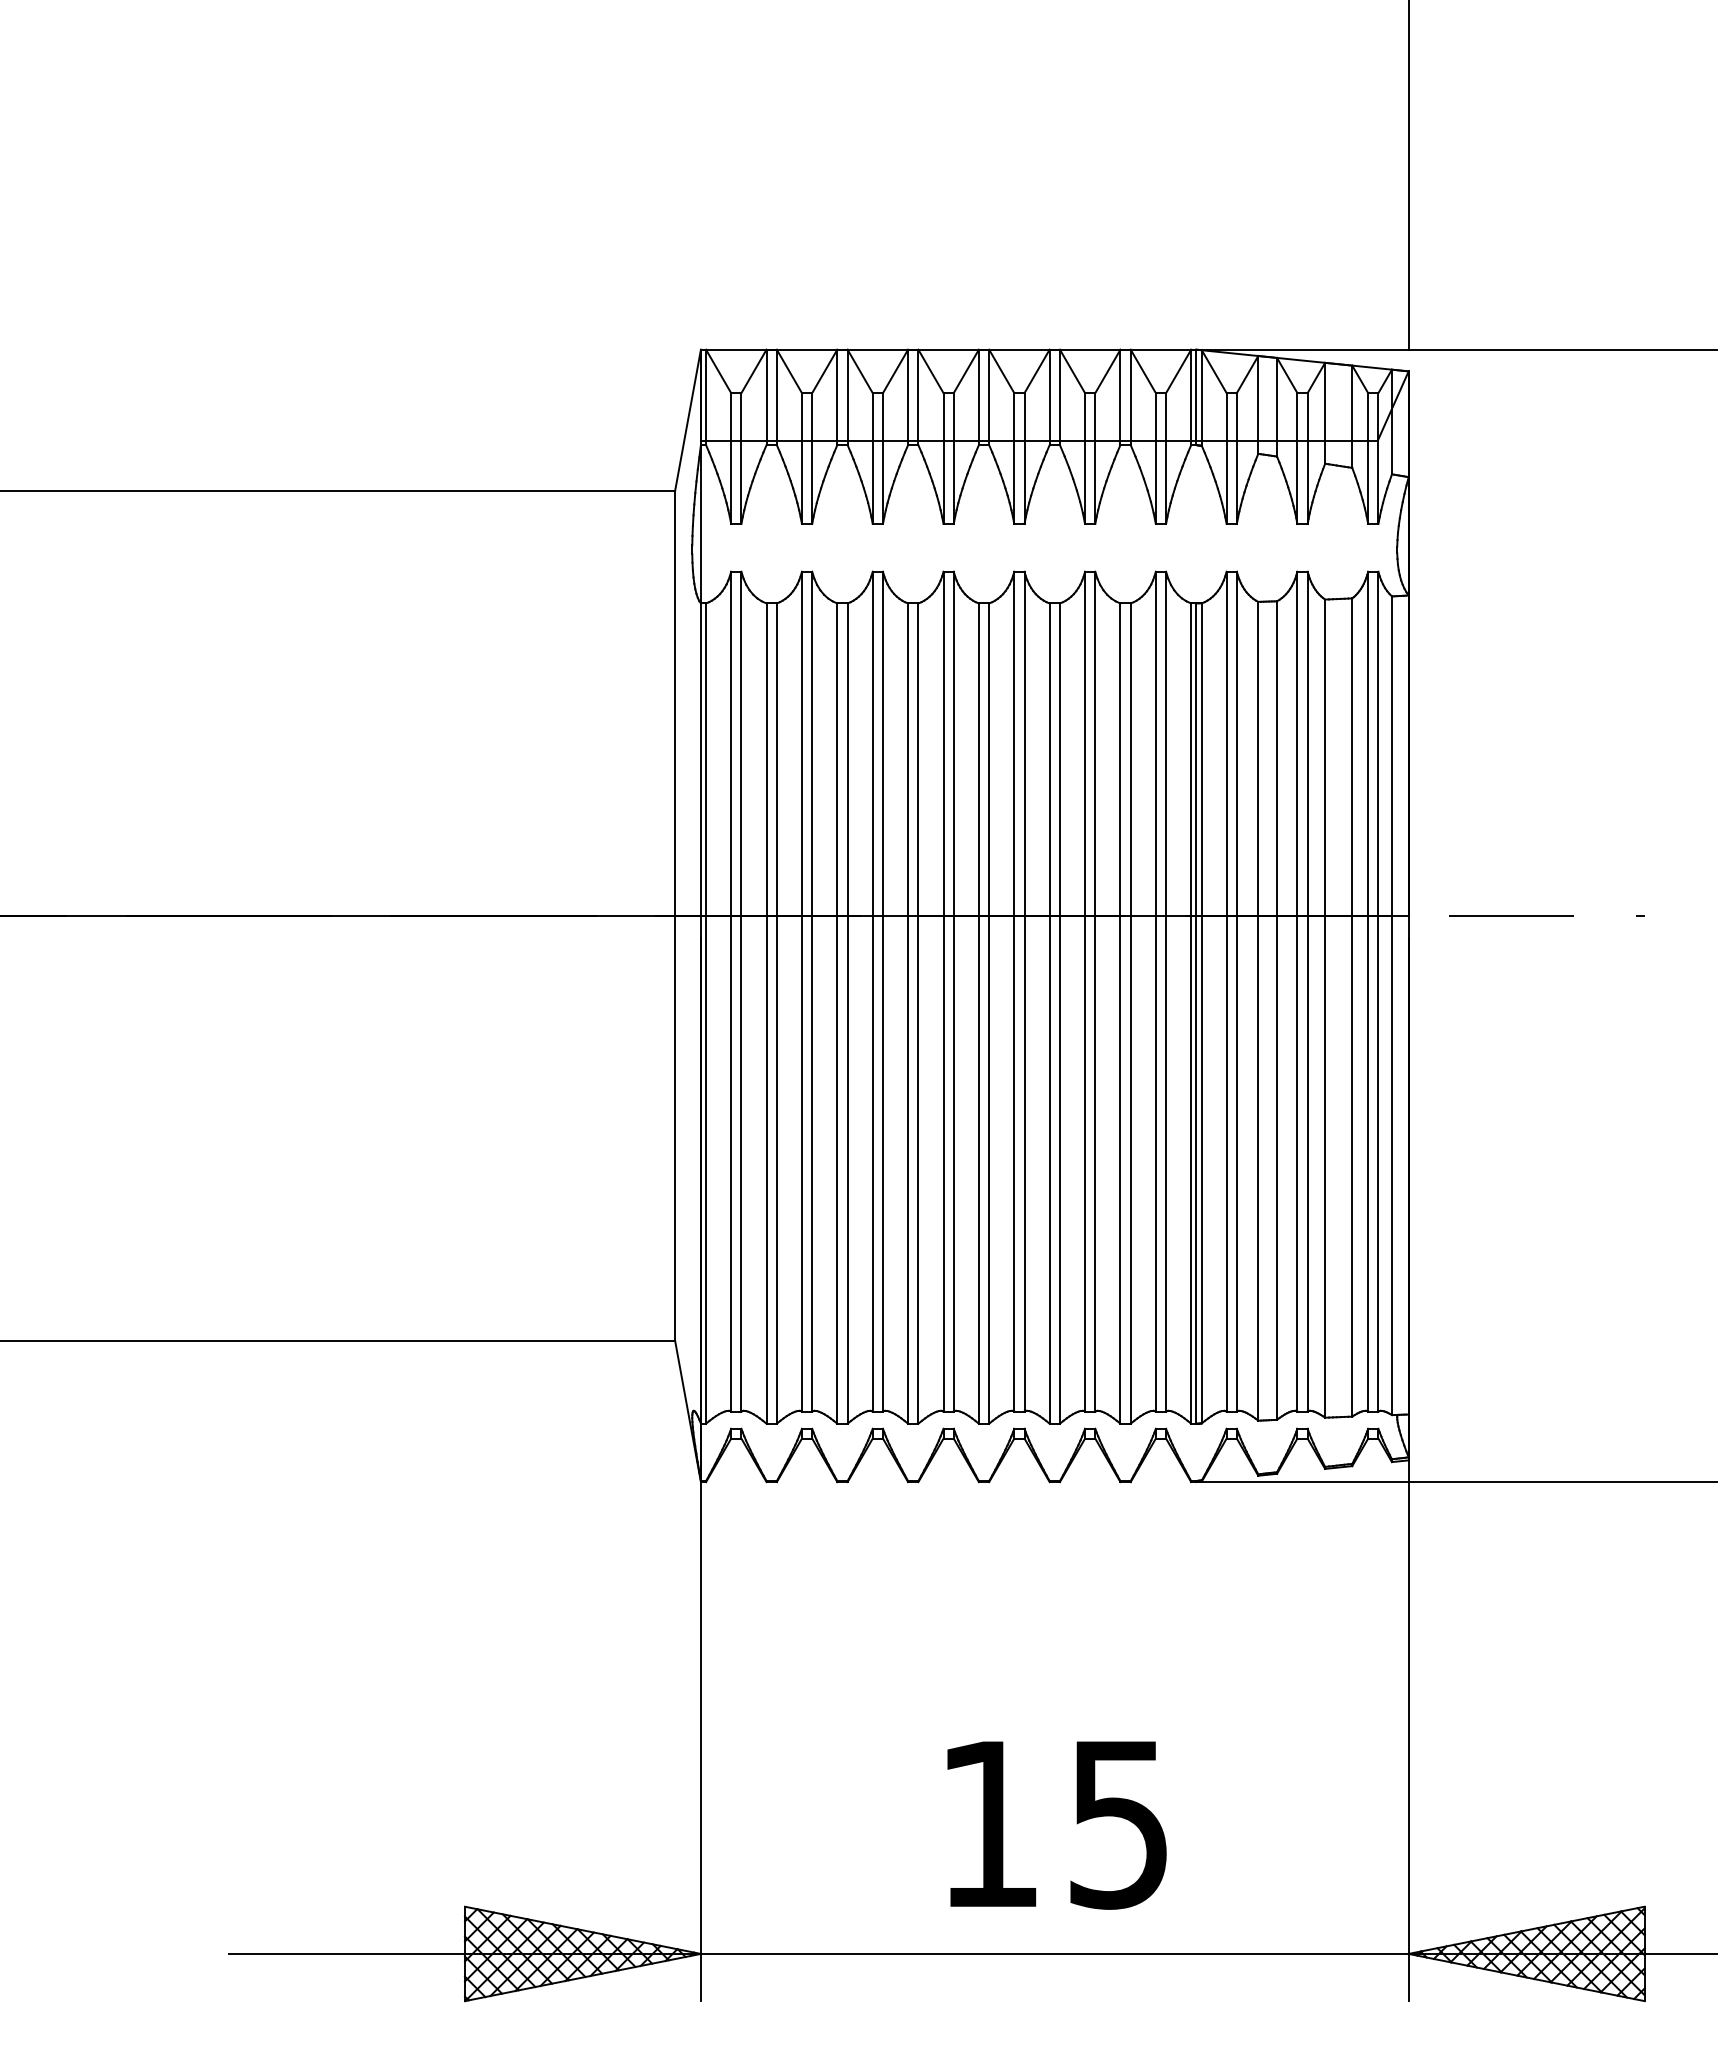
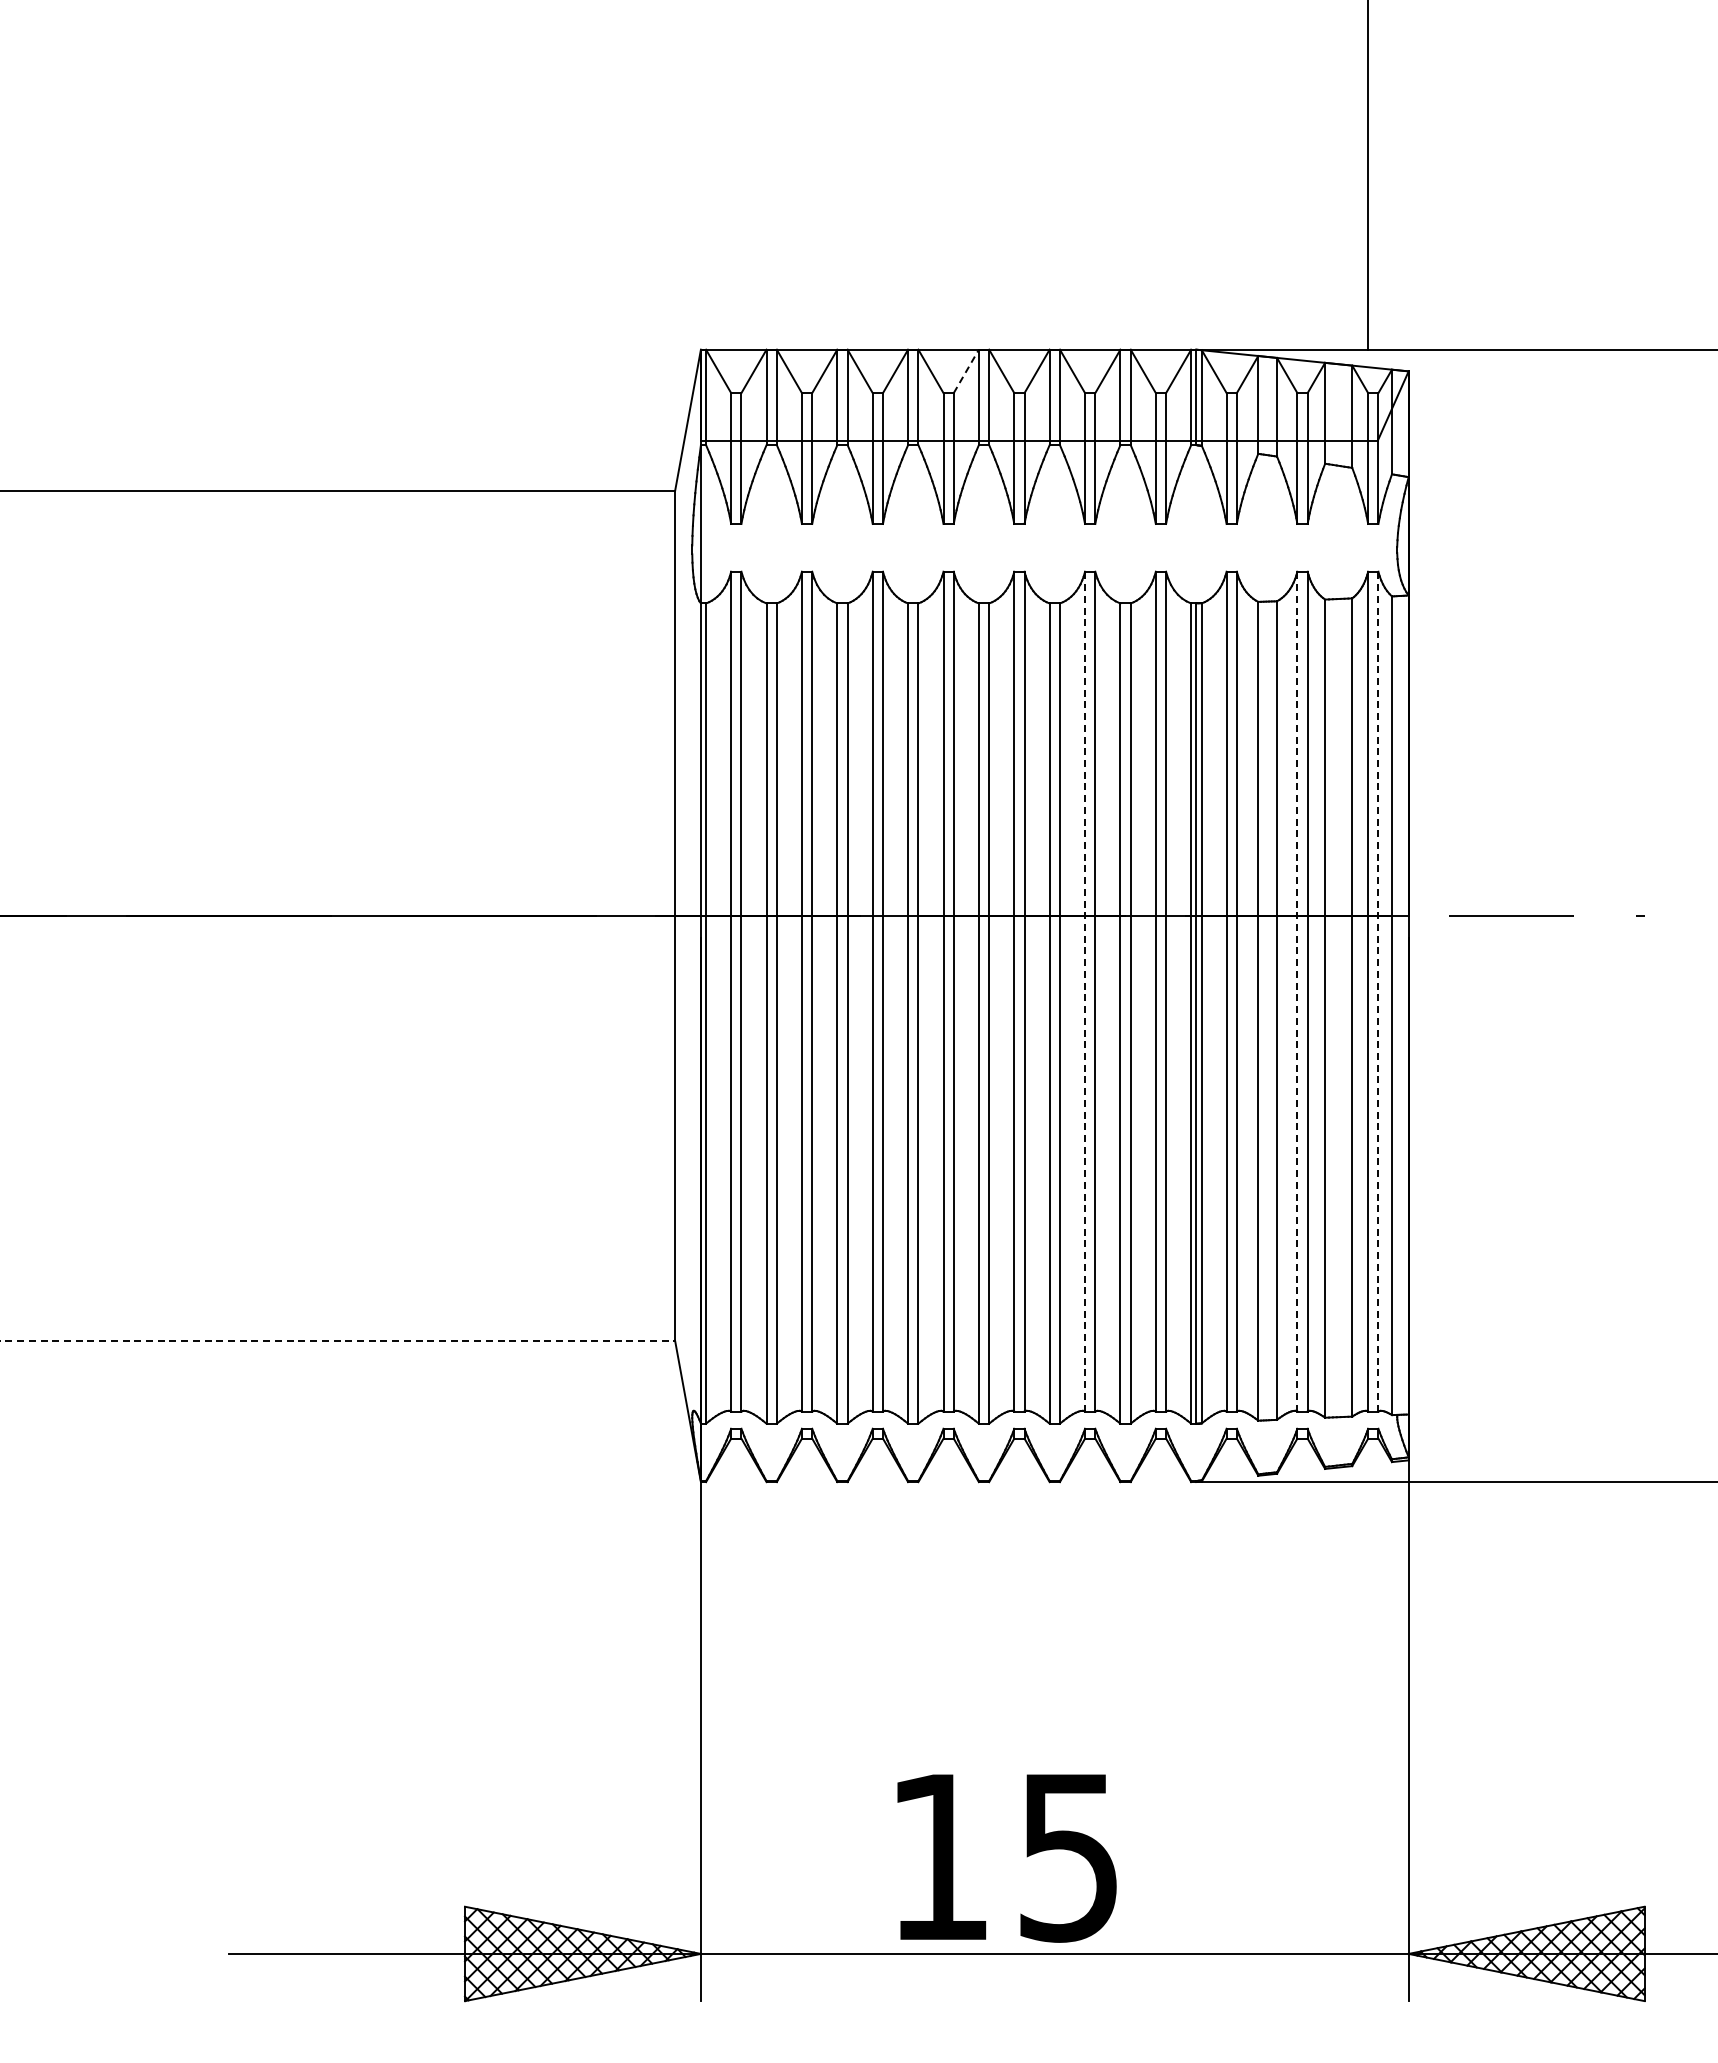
line position: (1408, 175) -> (1367, 175) (1367, 175)
line: solid -> dashed (966, 370)
line: solid -> dashed (1085, 991)
line: solid -> dashed (1297, 991)
line: solid -> dashed (1378, 991)
line: solid -> dashed (338, 1340)
text position: (1056, 1825) -> (1006, 1858) (1006, 1858)
